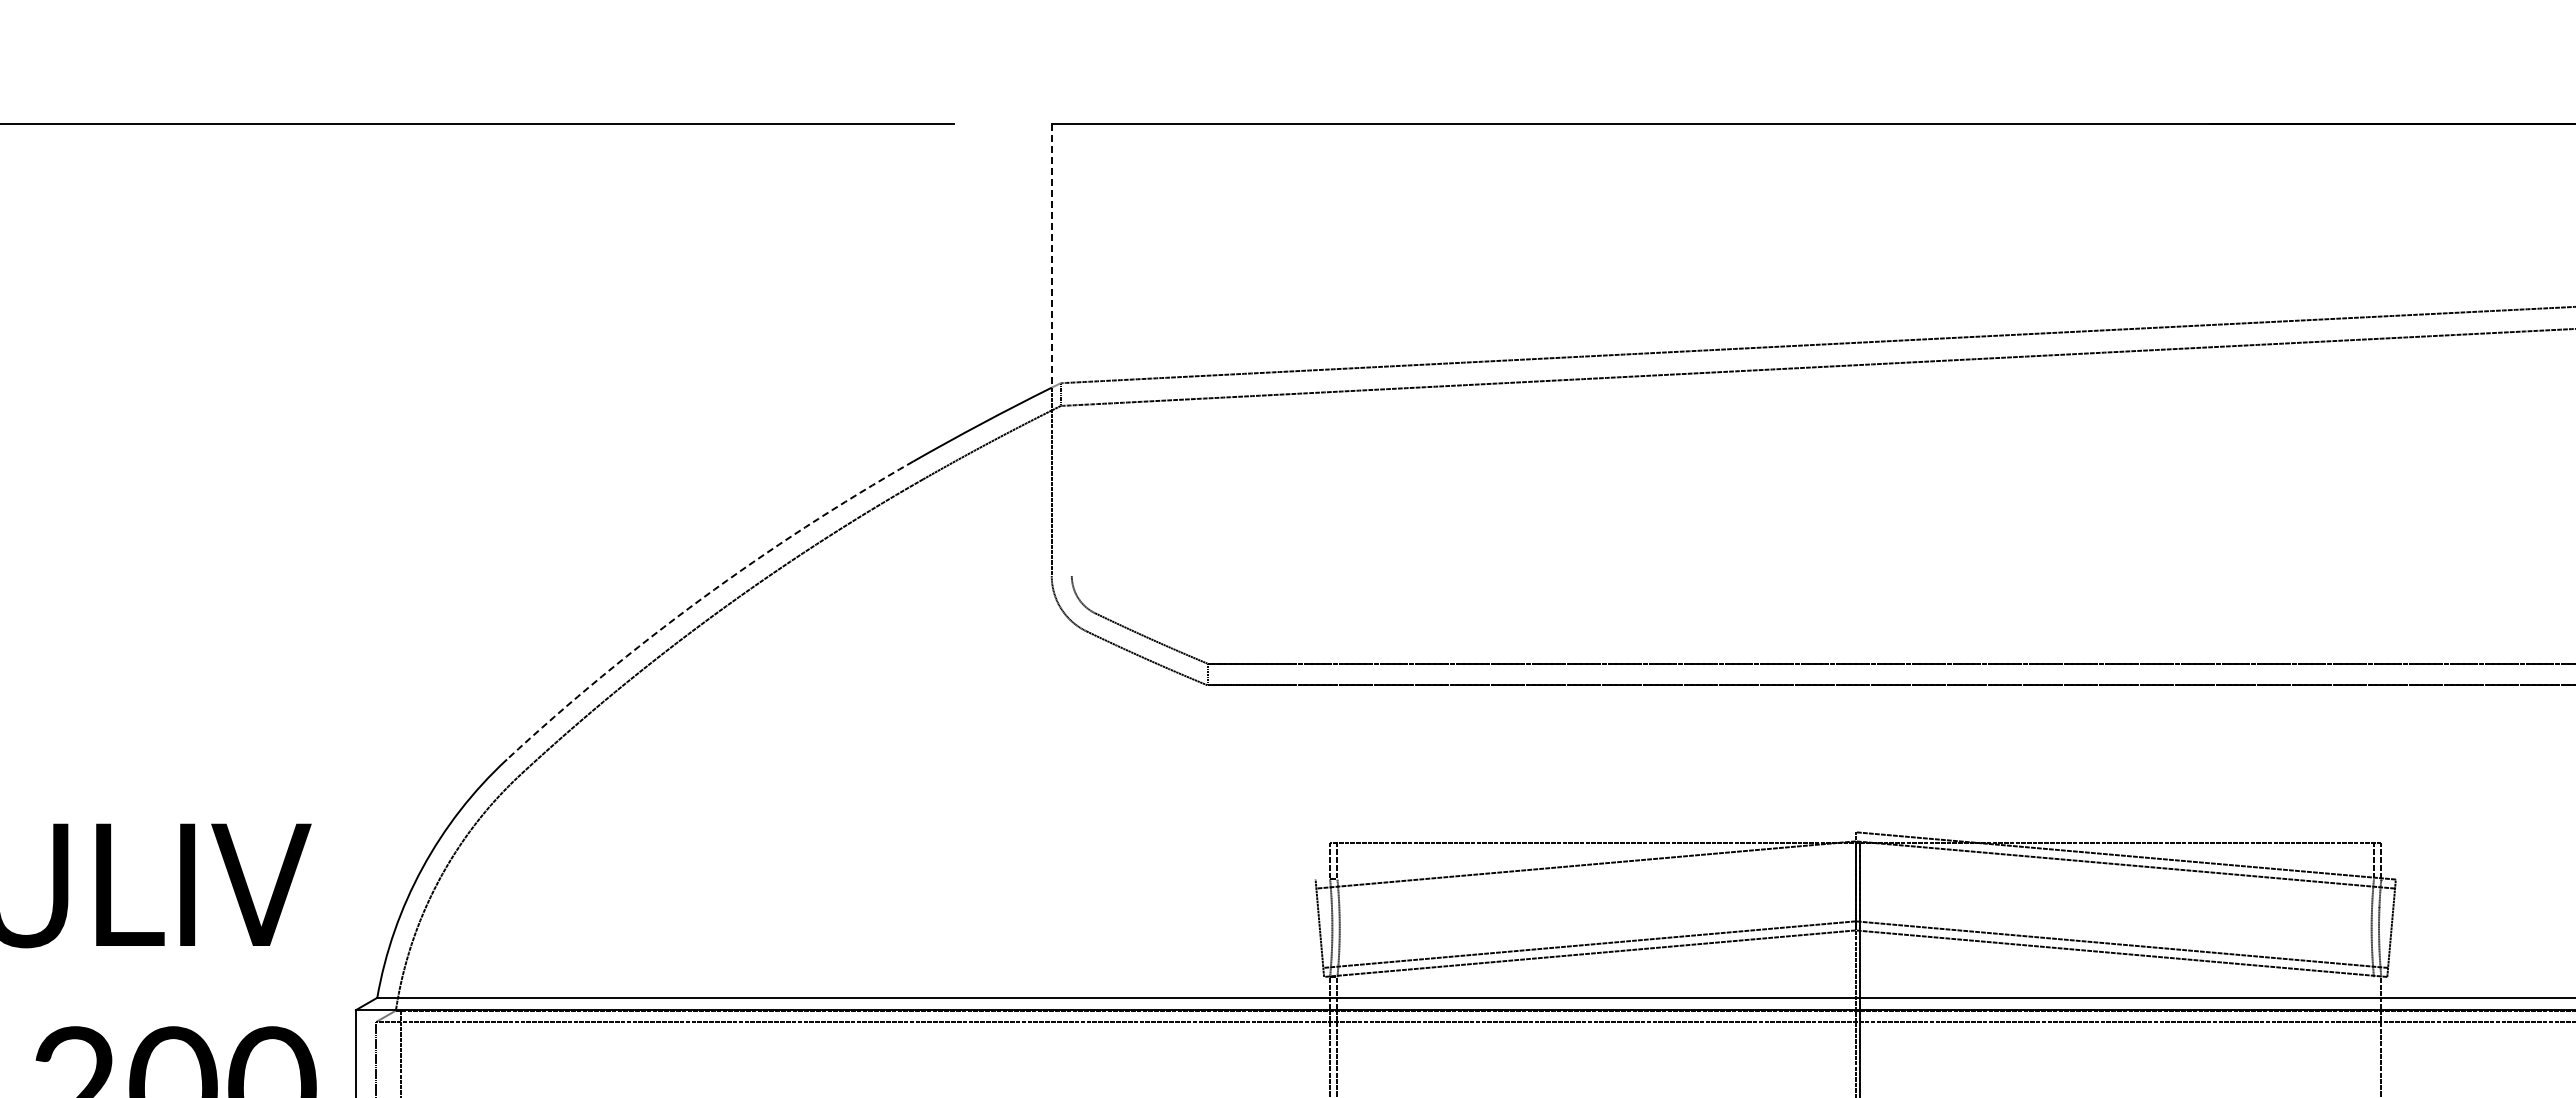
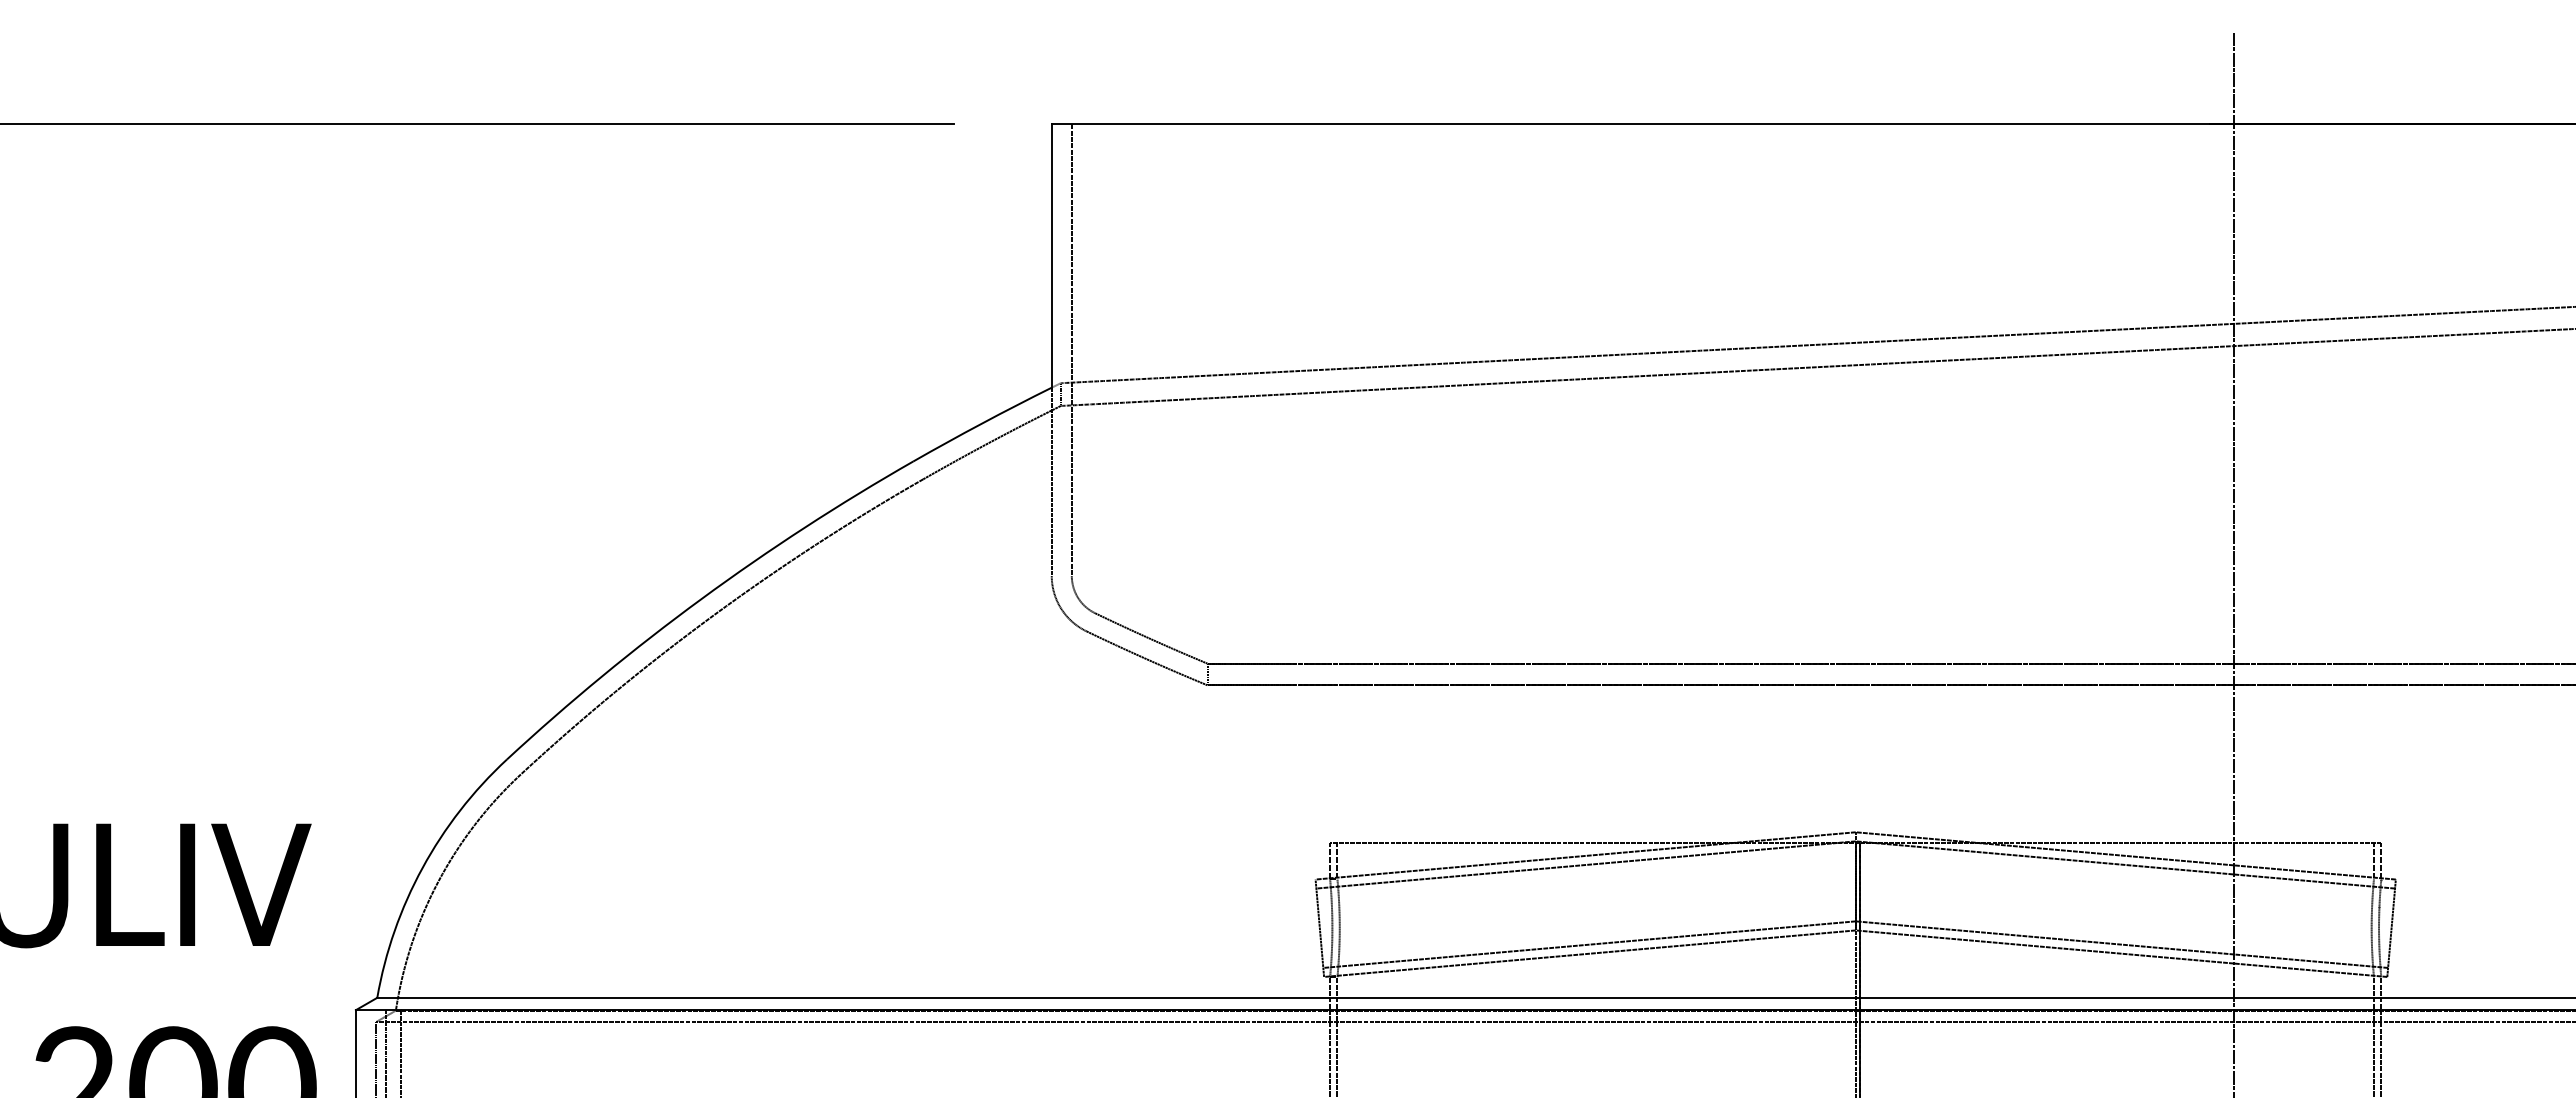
line: dashed -> solid (1051, 256)
line: none -> present (1071, 350)
line: none -> present (2234, 563)
arc: dashed -> solid (701, 598)
line: none -> present (1585, 855)
line: none -> present (2373, 1035)
line: none -> present (386, 1052)
